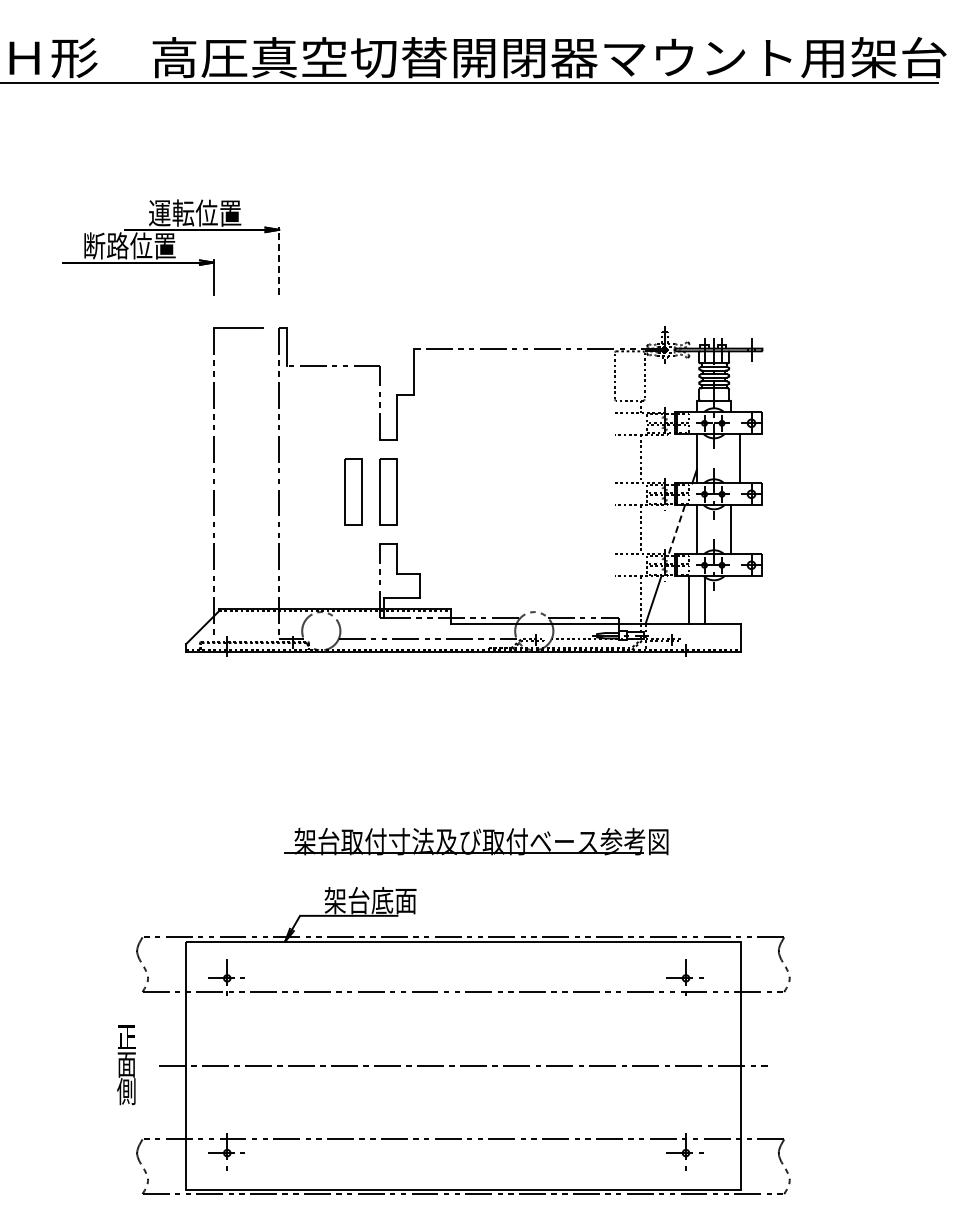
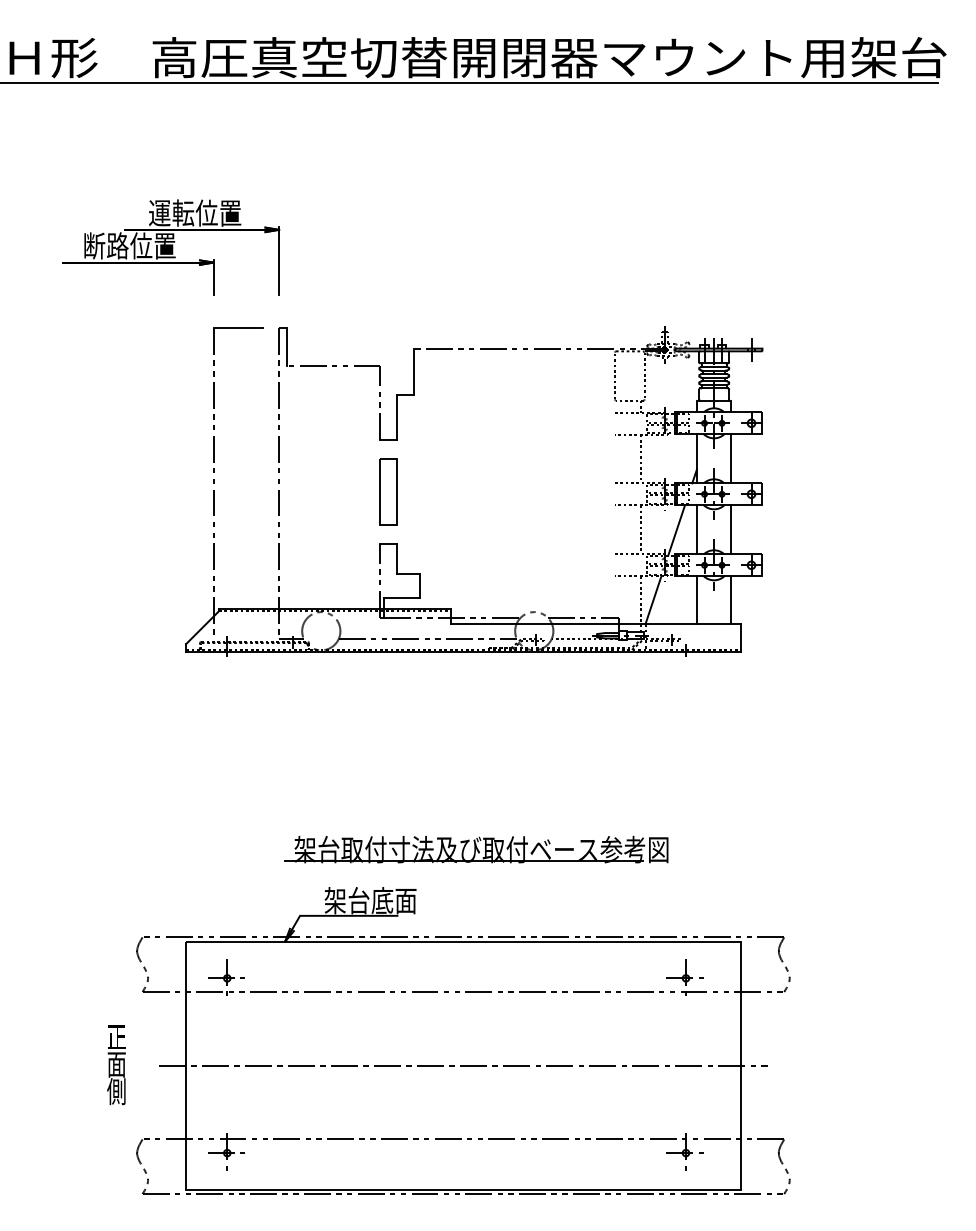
line: dashed -> solid (279, 260)
line position: (740, 458) -> (731, 458) (731, 458)
part: present -> none (353, 491)
line: dashed -> solid (676, 530)
line position: (688, 600) -> (696, 600) (696, 600)
line position: (705, 600) -> (731, 600) (731, 600)
part position: (476, 841) -> (476, 849) (476, 849)
text position: (126, 1065) -> (116, 1065) (116, 1065)
